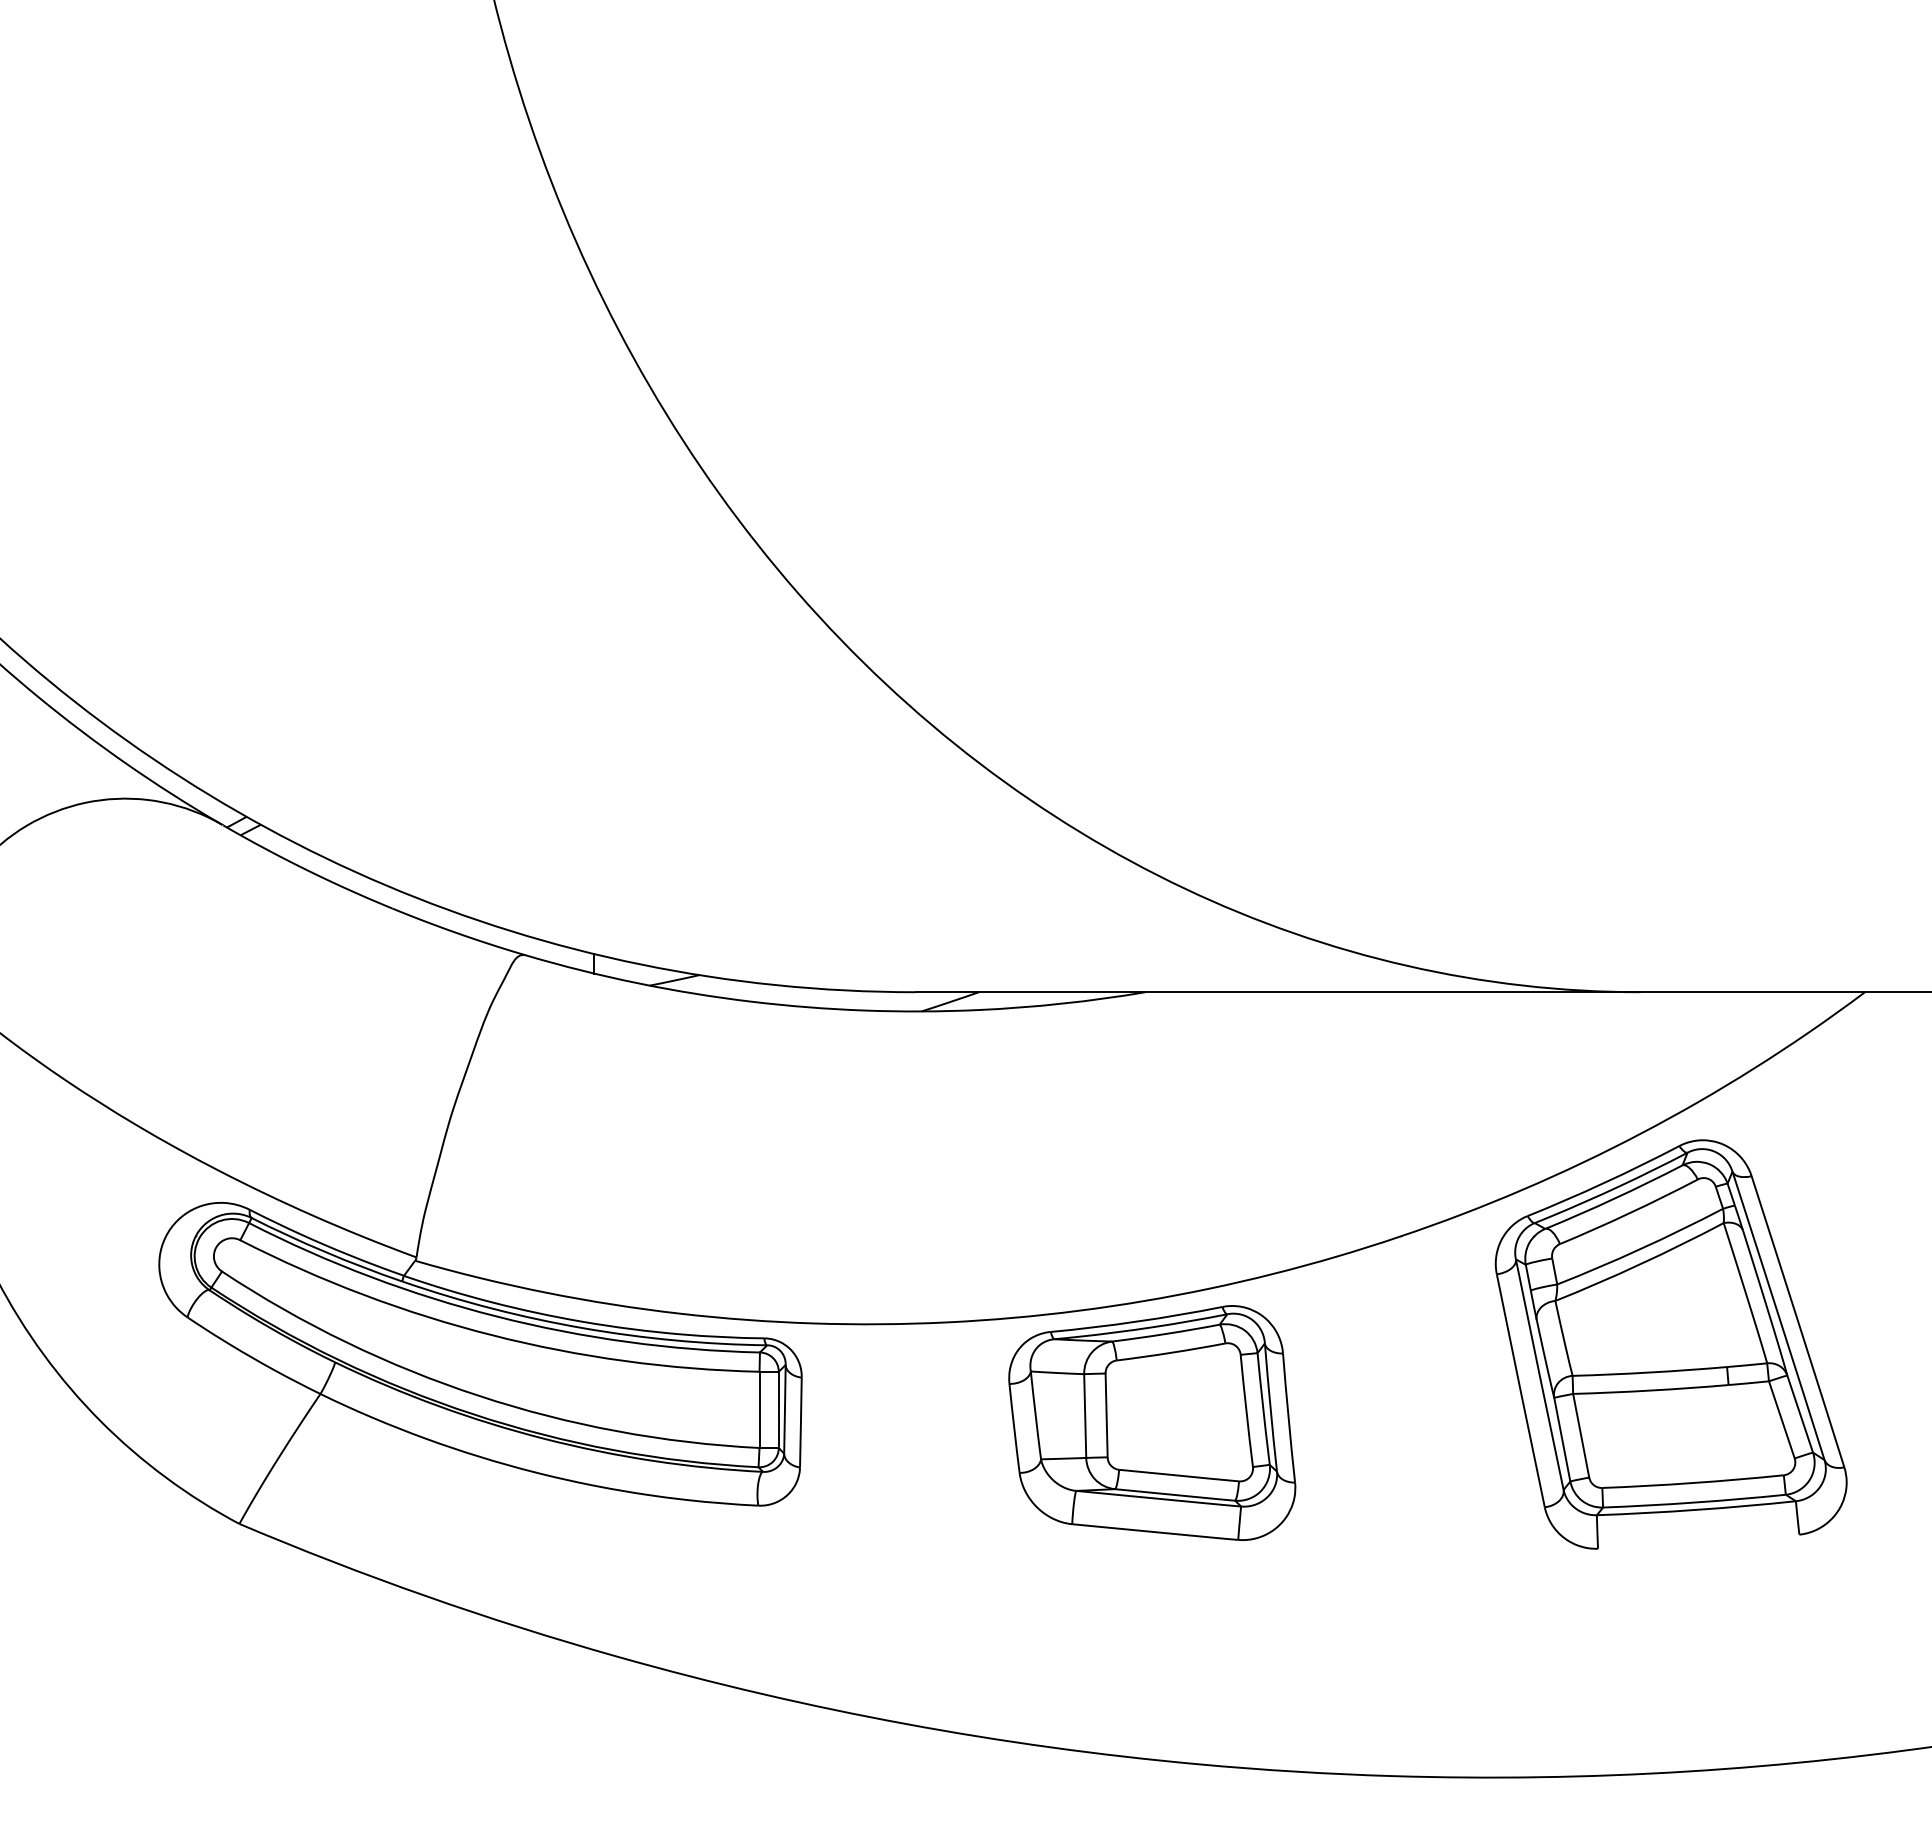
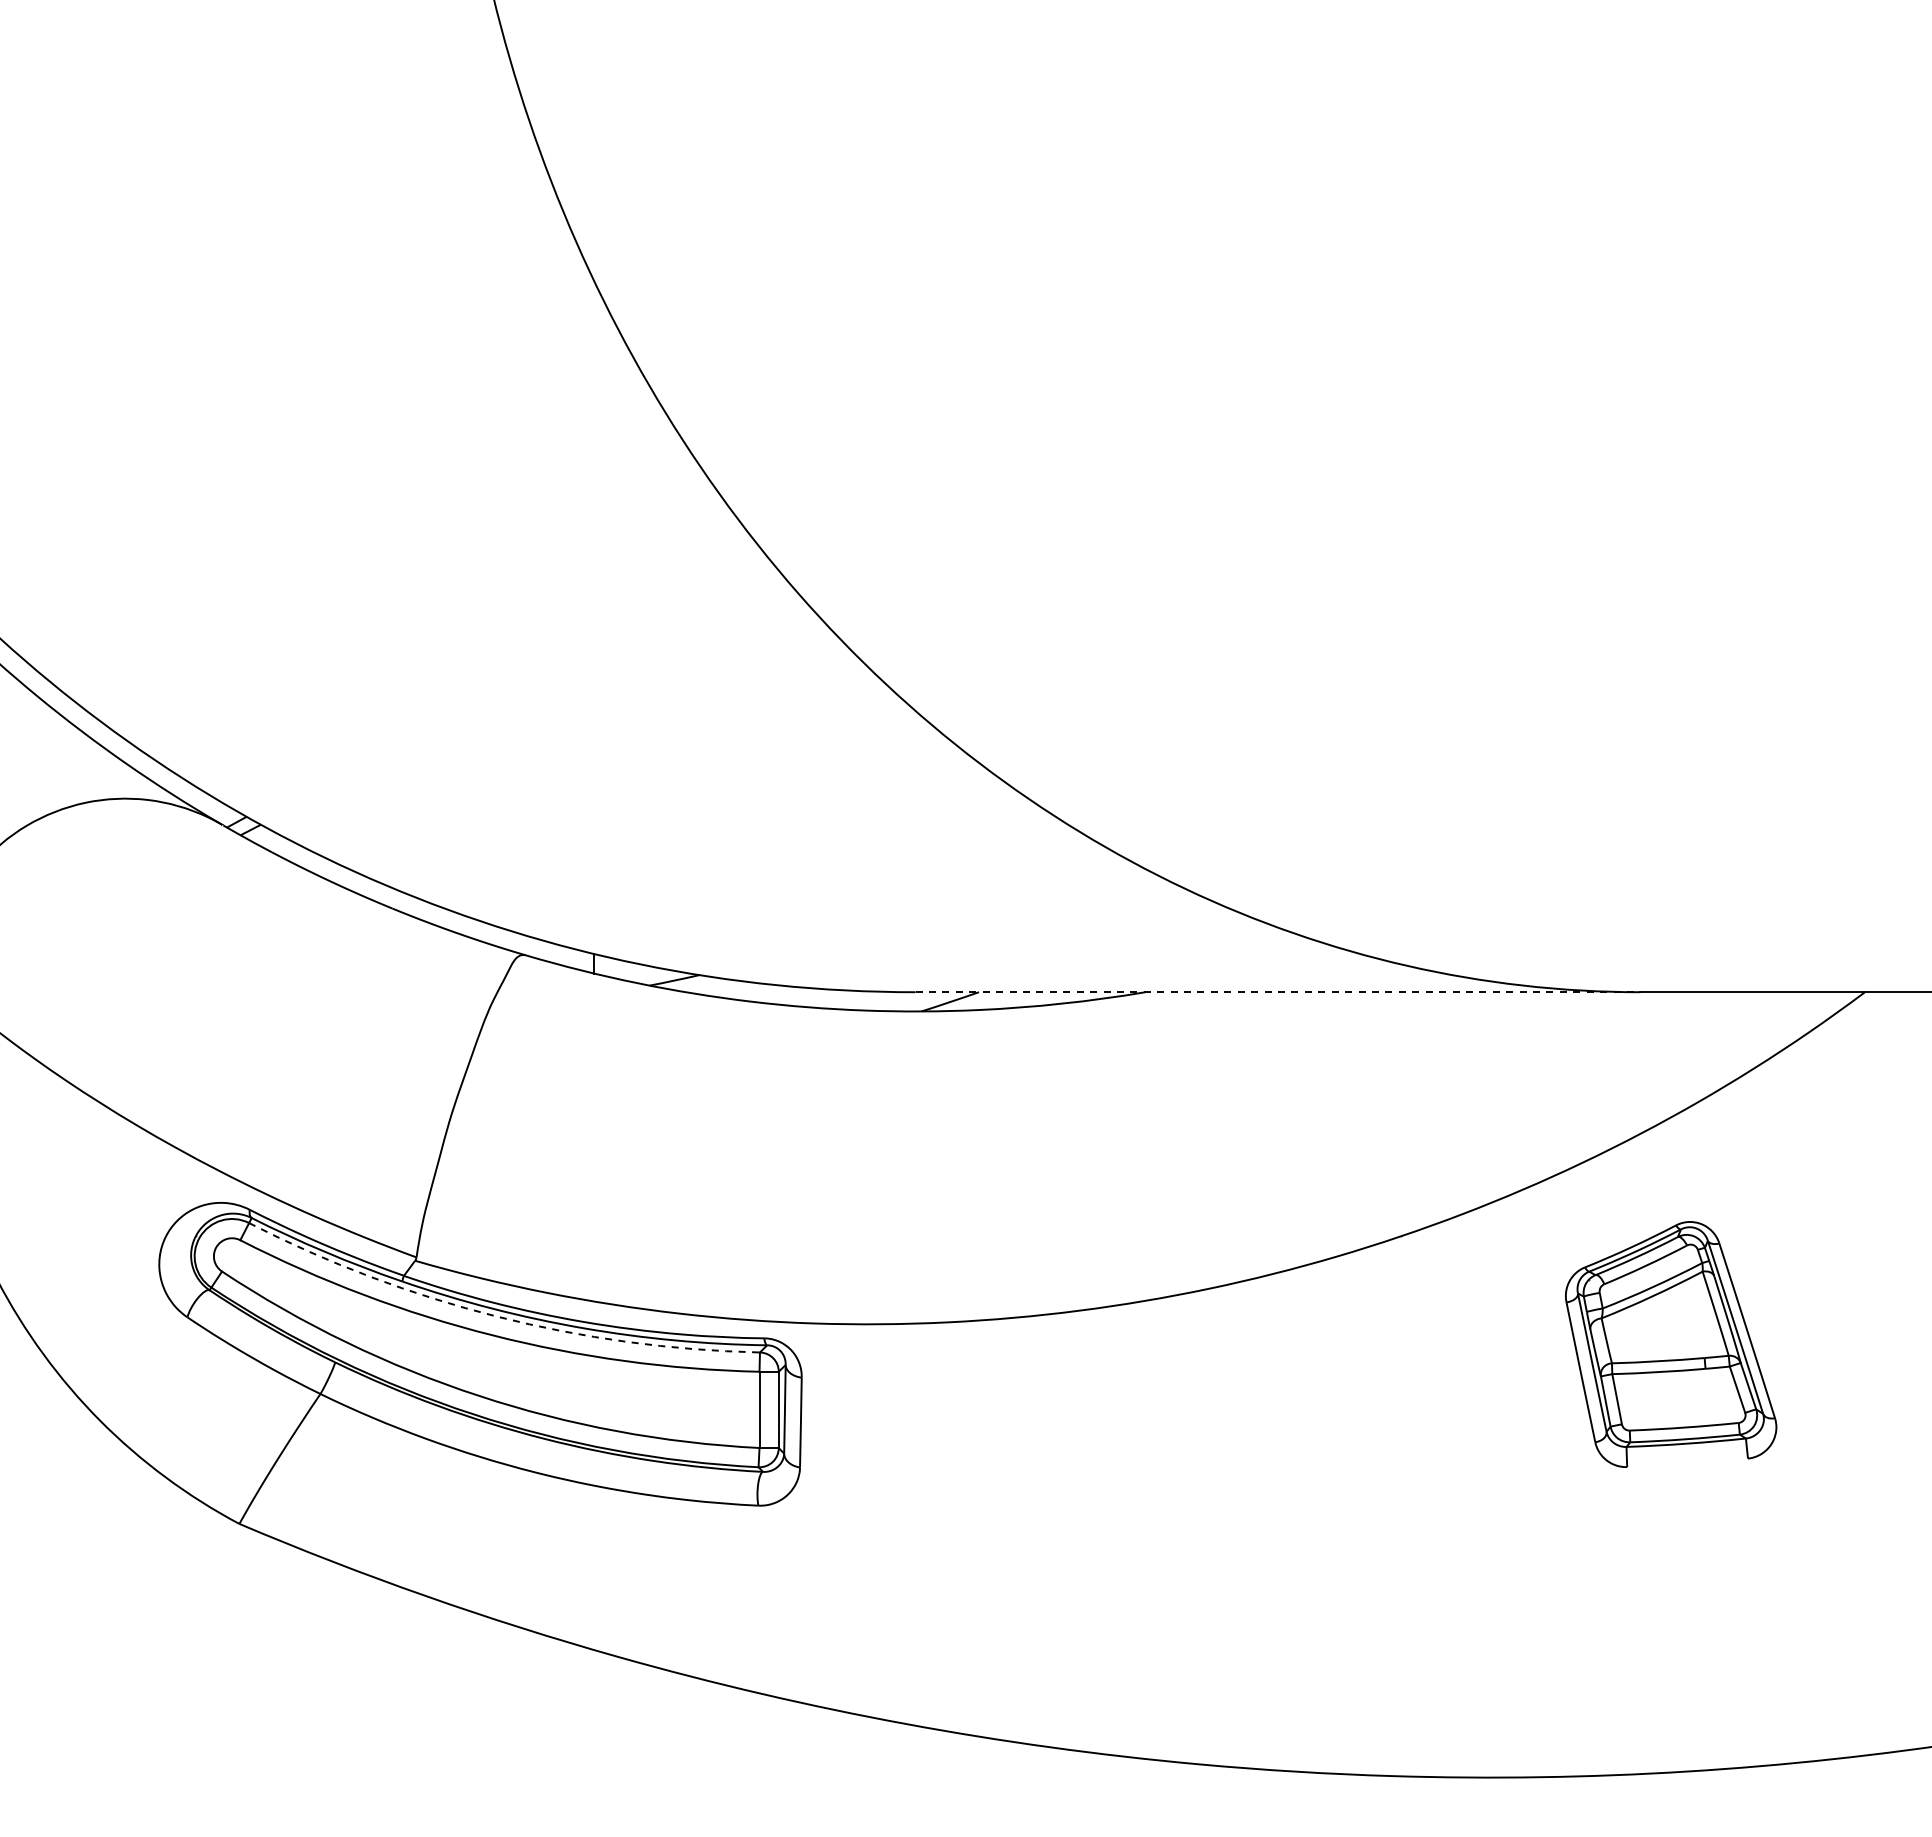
line: solid -> dashed (1278, 992)
arc: solid -> dashed (497, 1316)
part size: 354x411 px -> 213x247 px (1671, 1344)
part: present -> none (1152, 1422)
